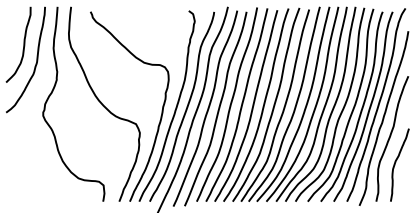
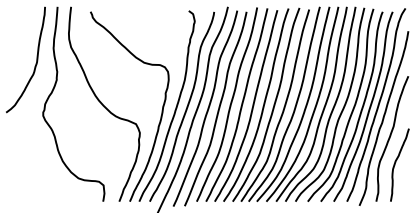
curve: present -> none (23, 44)
